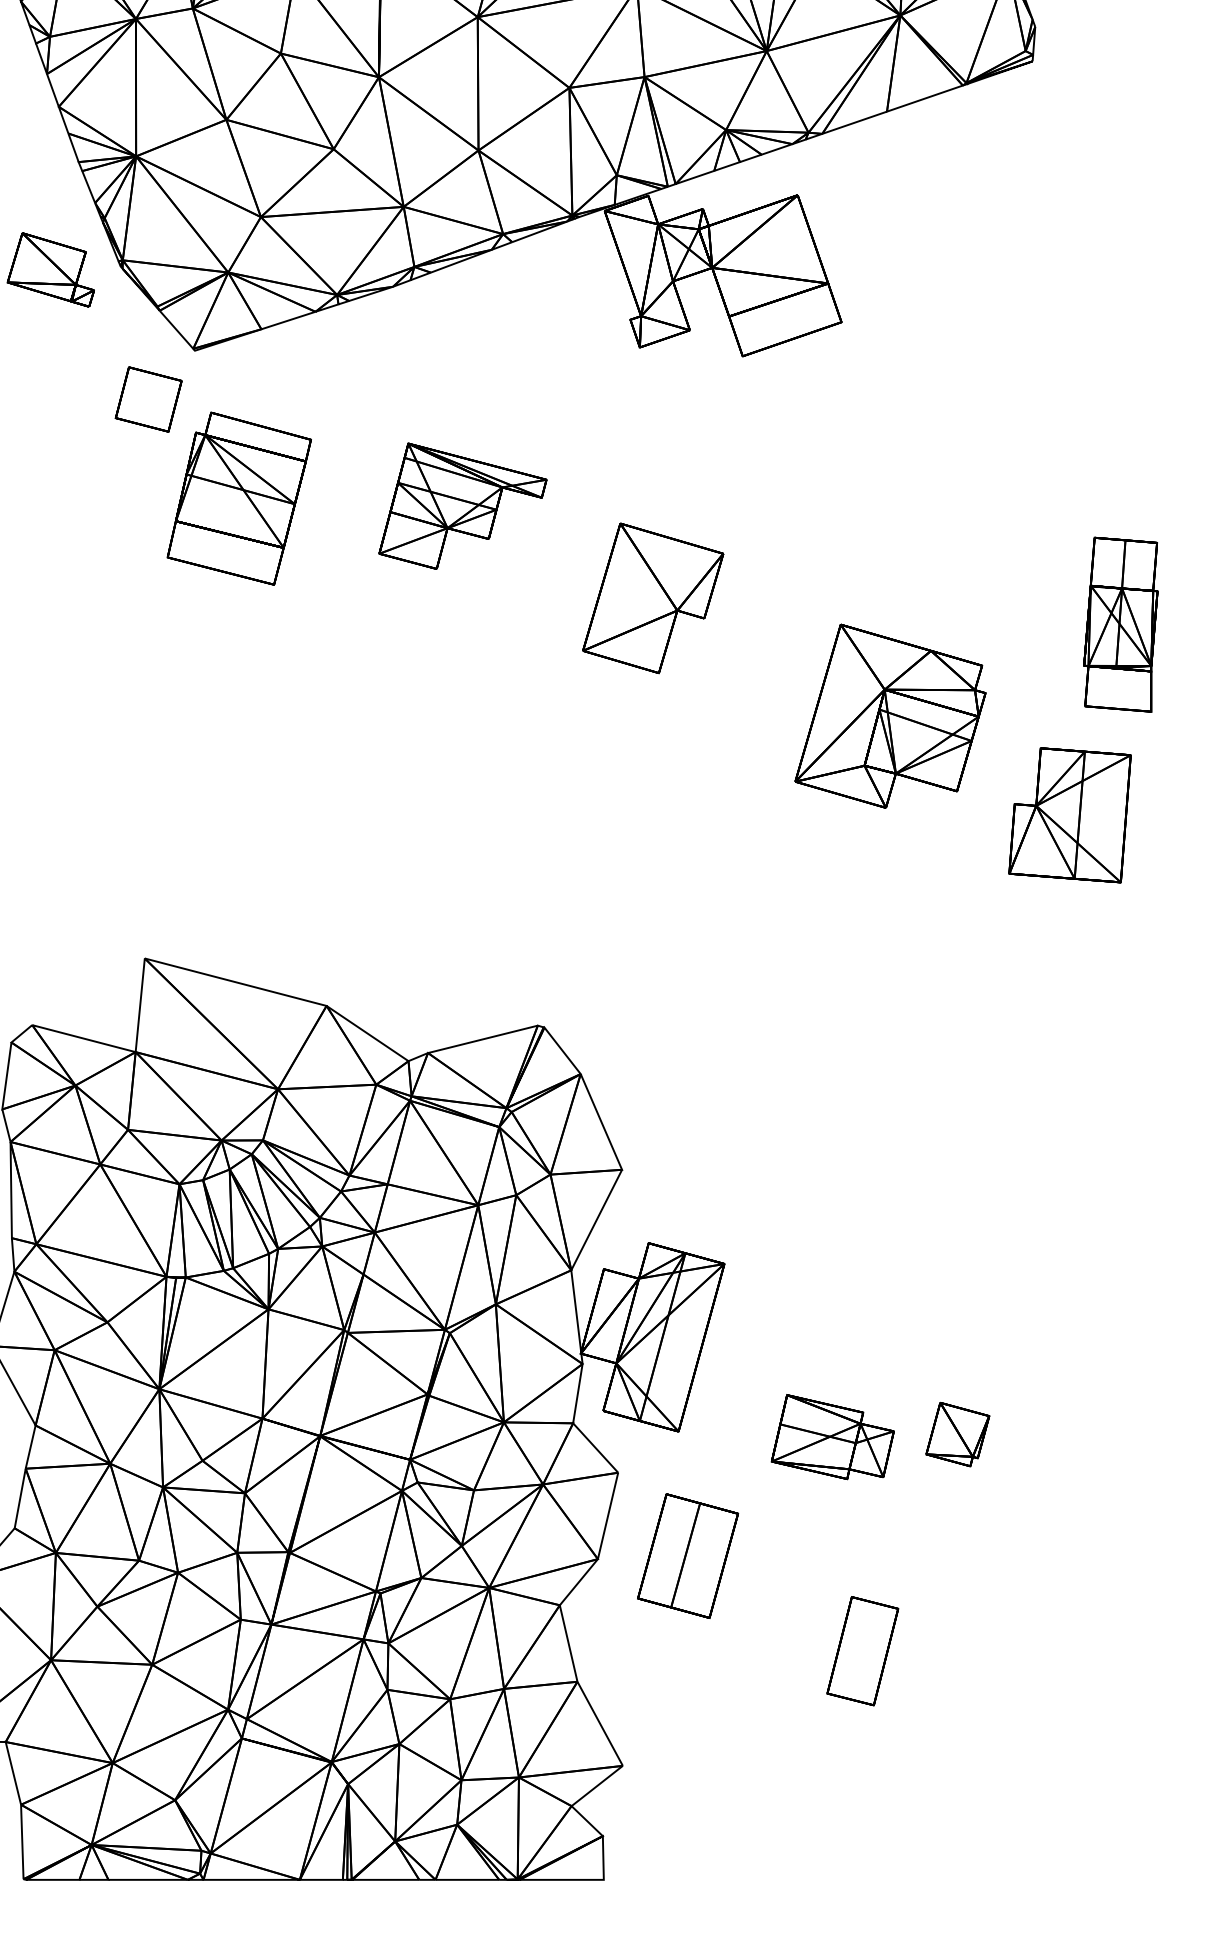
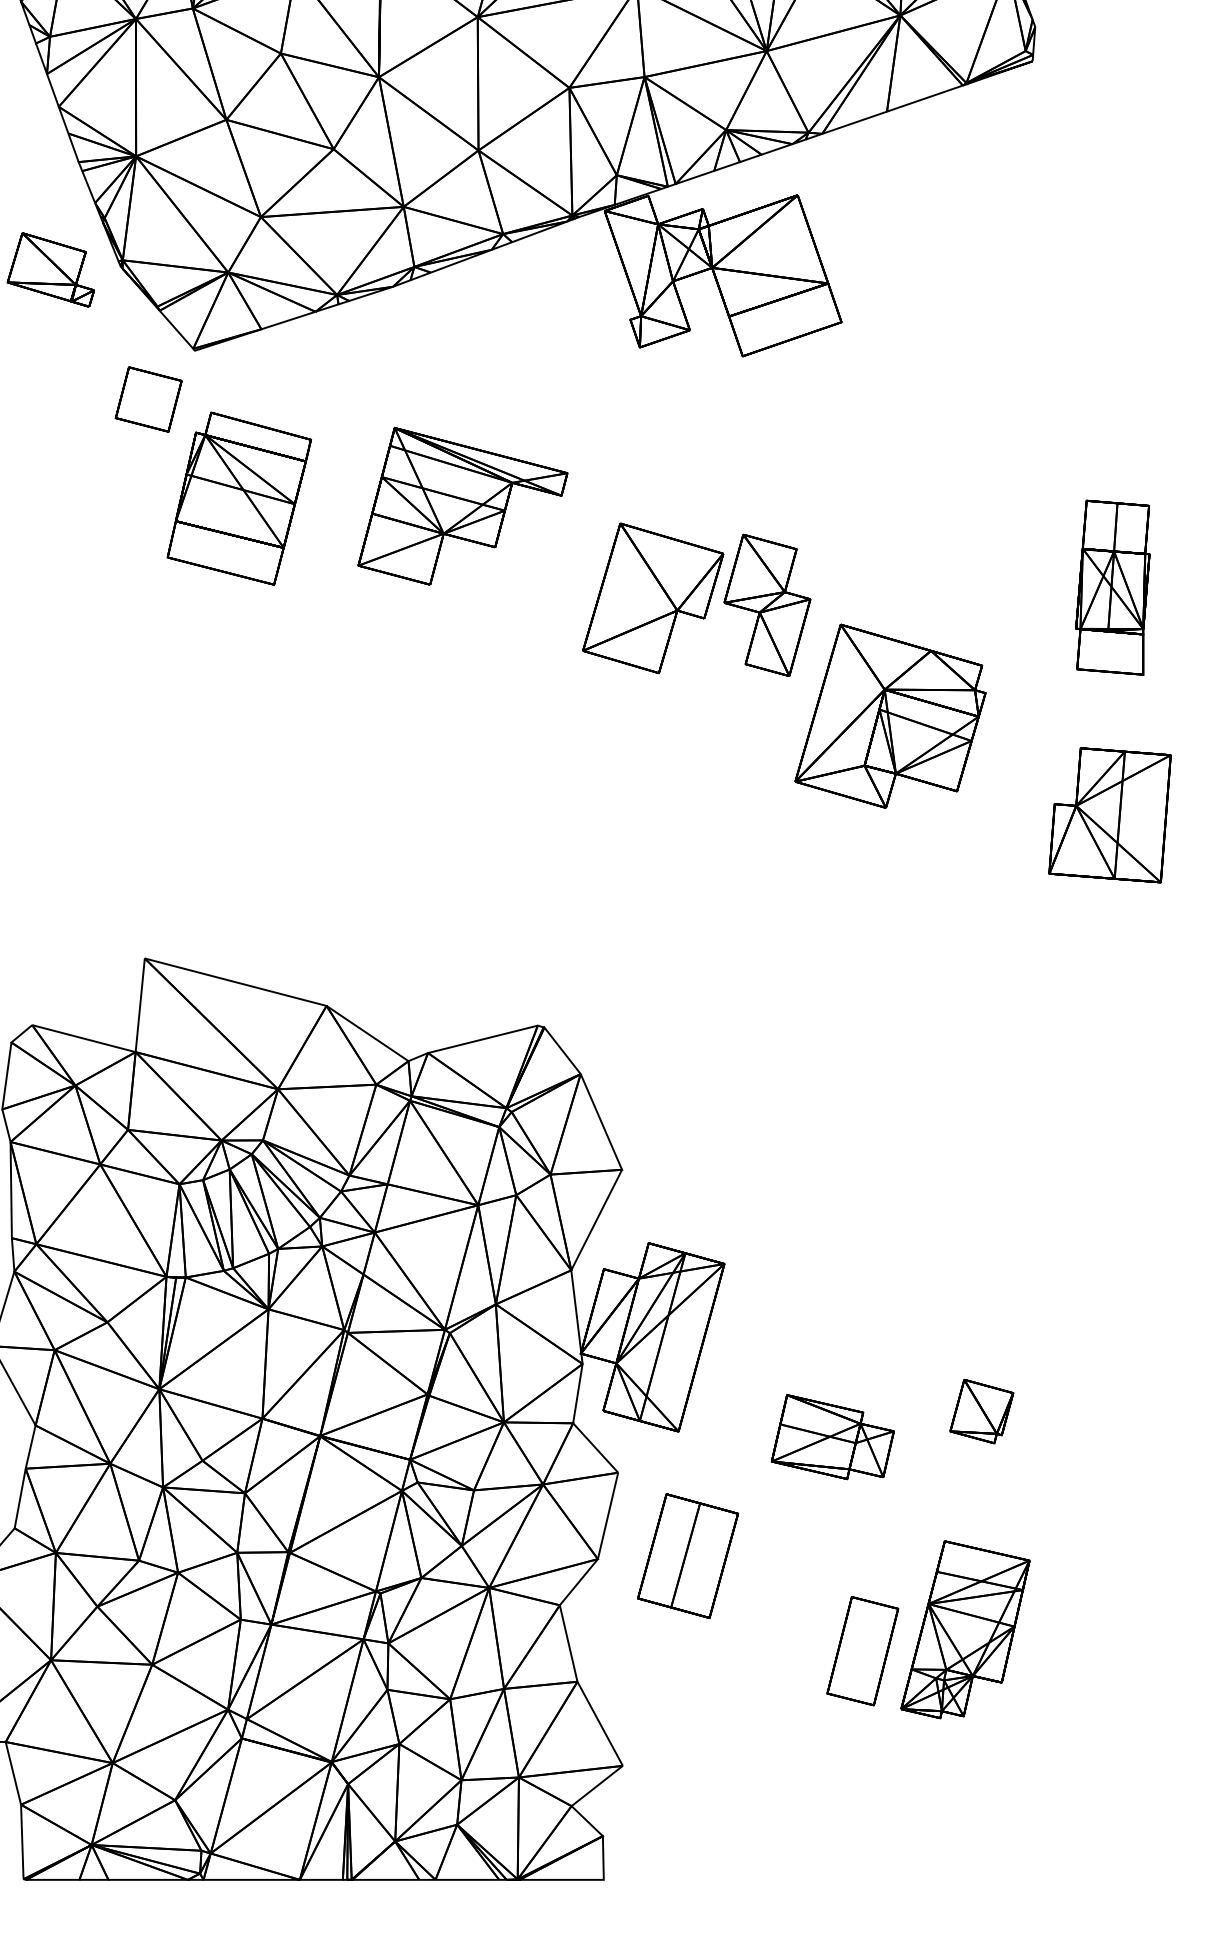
part size: 170x128 px -> 212x160 px (462, 505)
part: none -> present (767, 604)
part position: (1120, 624) -> (1112, 587) (1112, 587)
part position: (1069, 815) -> (1109, 815) (1109, 815)
part position: (957, 1434) -> (981, 1411) (981, 1411)
part: none -> present (965, 1629)
